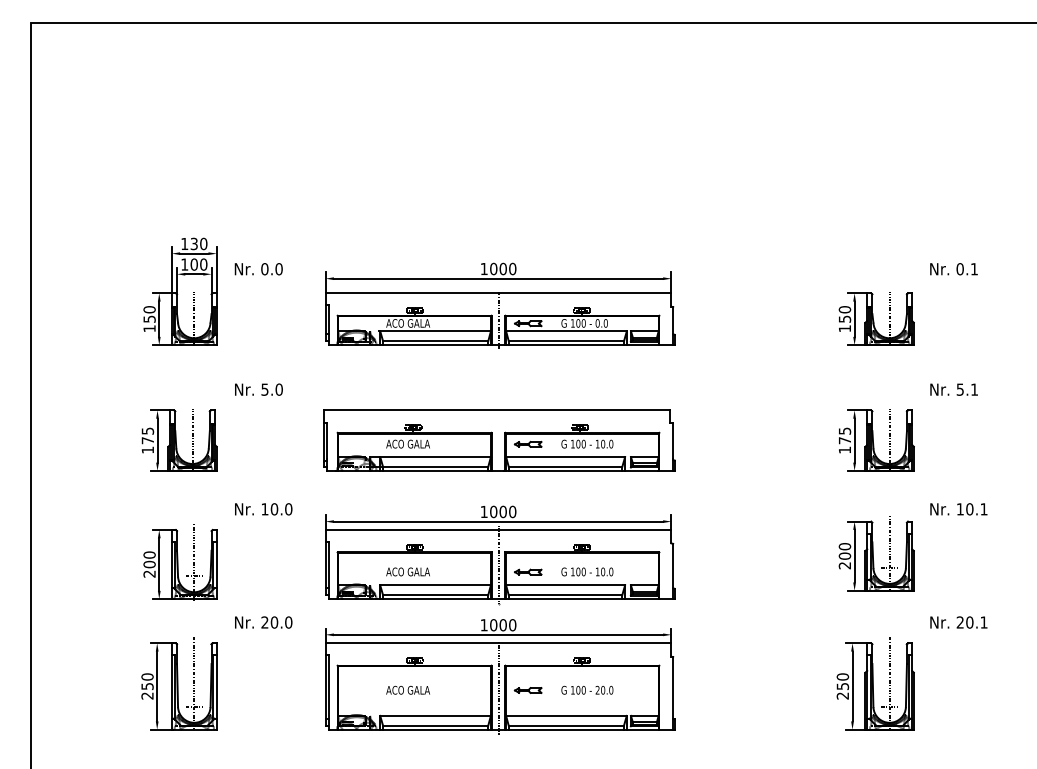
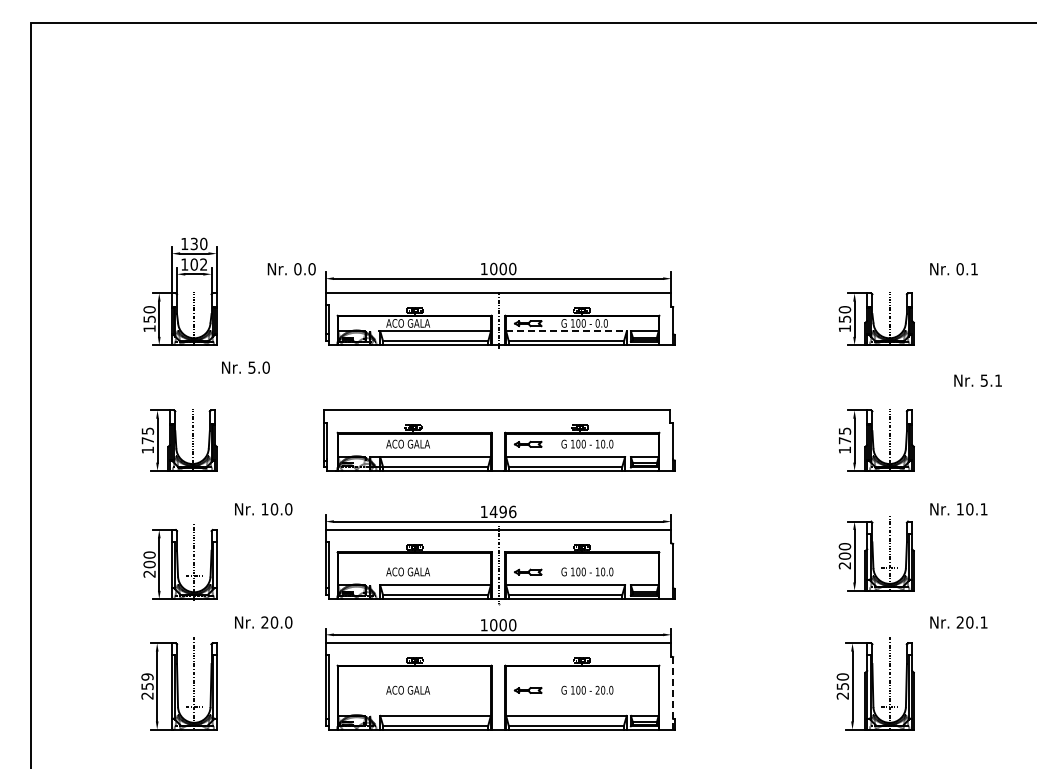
text: 100 -> 102 (203, 264)
text position: (258, 269) -> (291, 269) (291, 269)
line: solid -> dashed (566, 331)
text position: (258, 389) -> (245, 367) (245, 367)
text position: (953, 389) -> (977, 380) (977, 380)
text: 1000 -> 1496 (502, 511)
text: 250 -> 259 (147, 676)
line: present -> none (498, 687)
line: solid -> dashed (673, 693)
